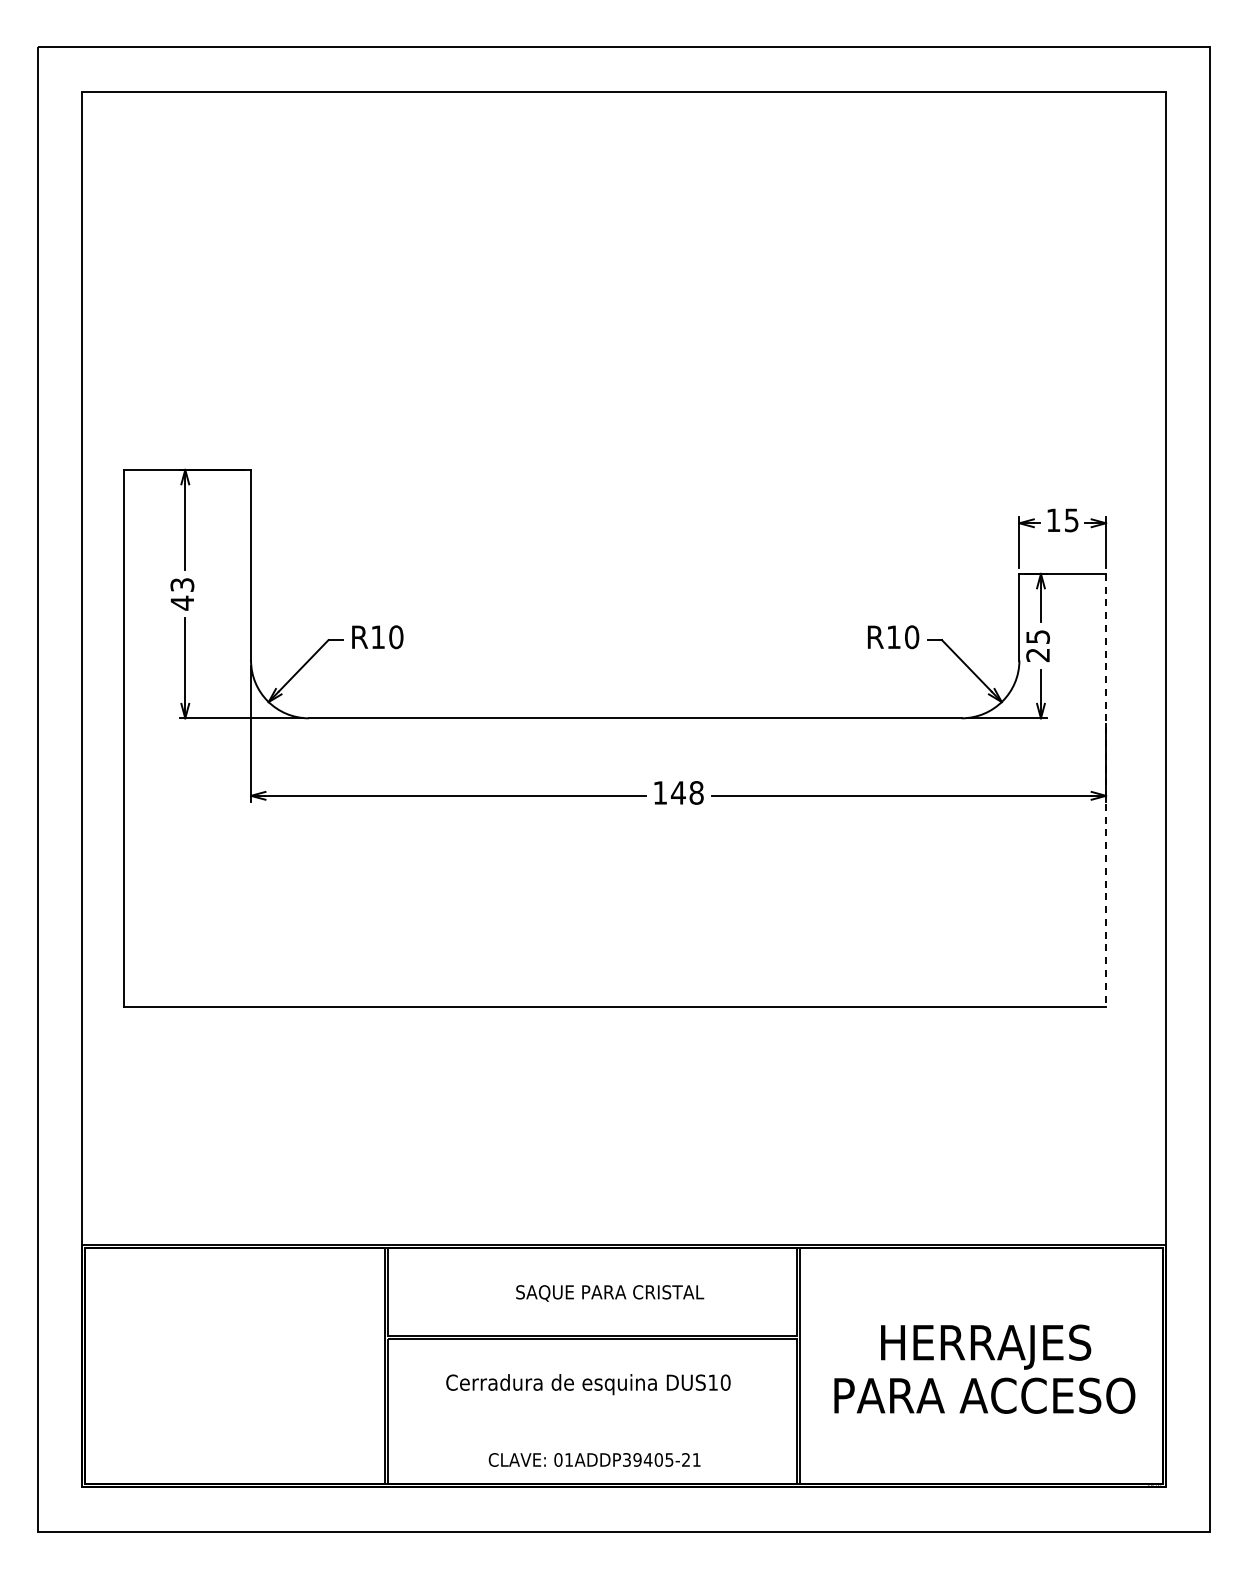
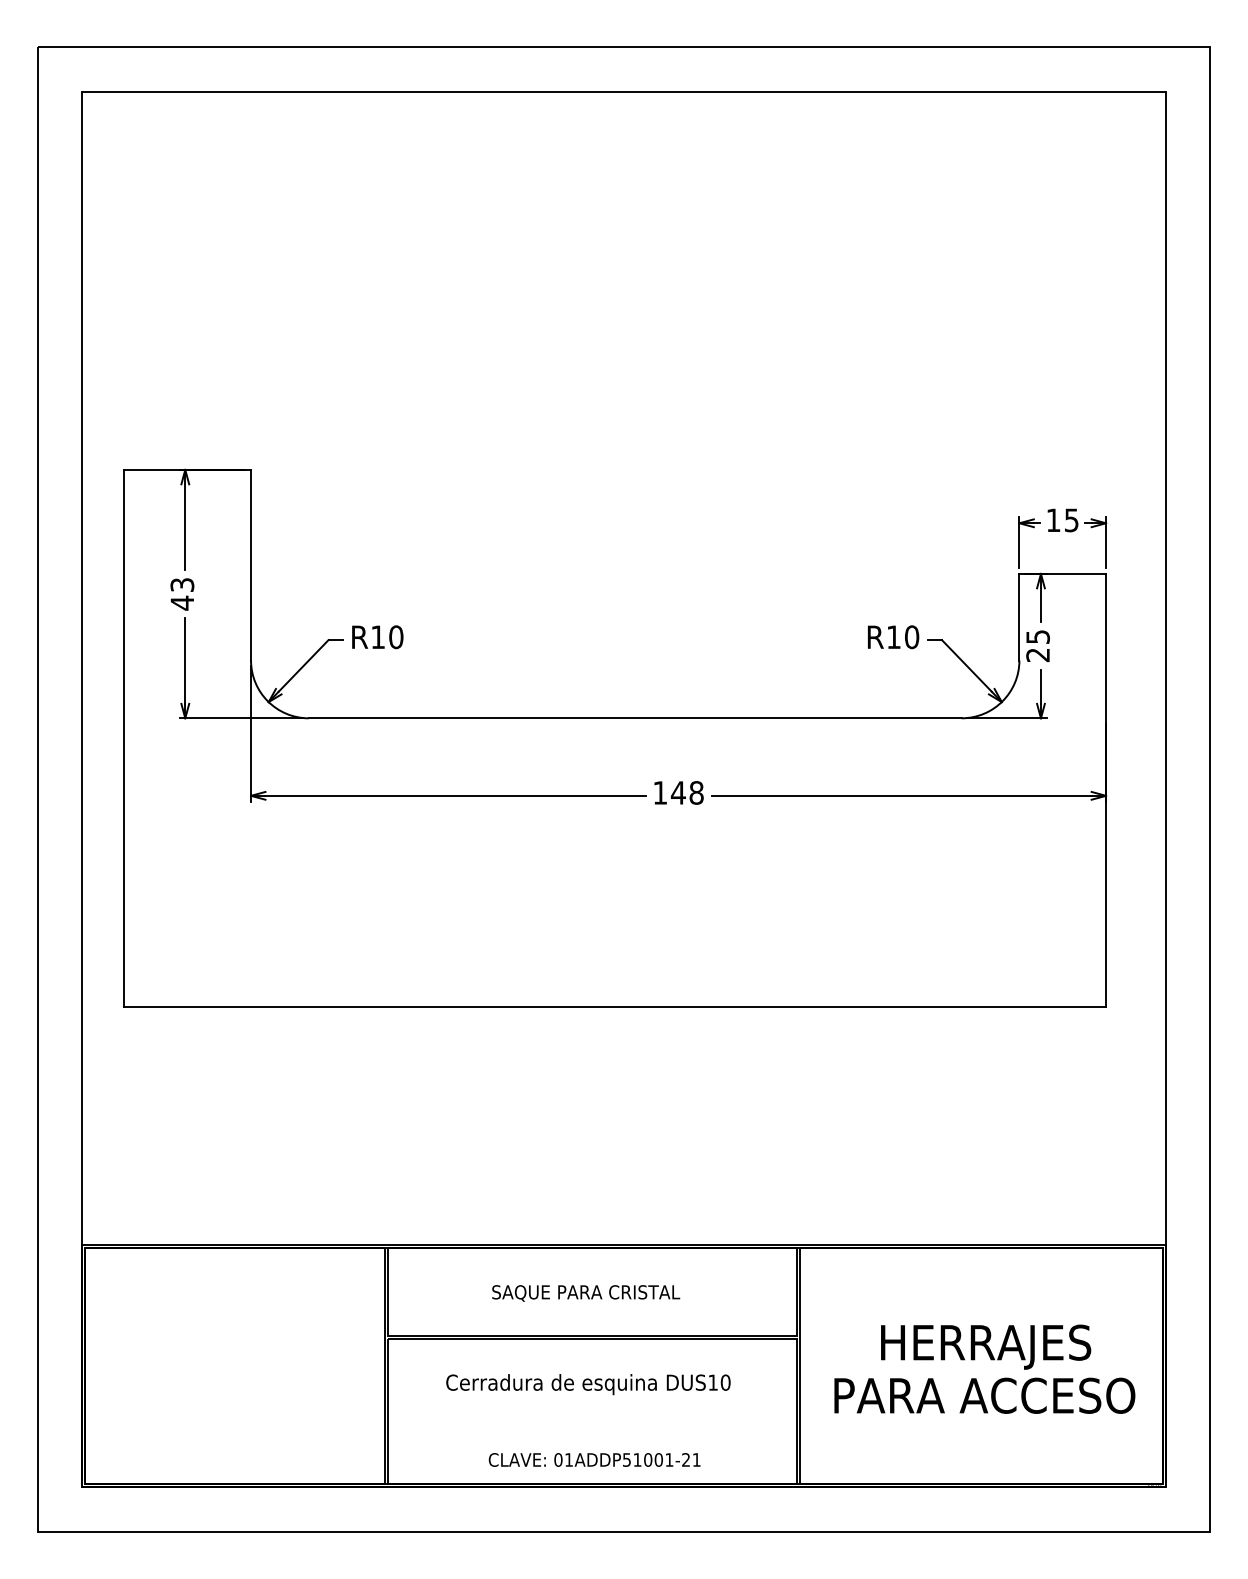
line: dashed -> solid (1106, 790)
text position: (610, 1293) -> (586, 1293) (586, 1293)
text: 01ADDP39405-21 -> 01ADDP51001-21 (648, 1459)
